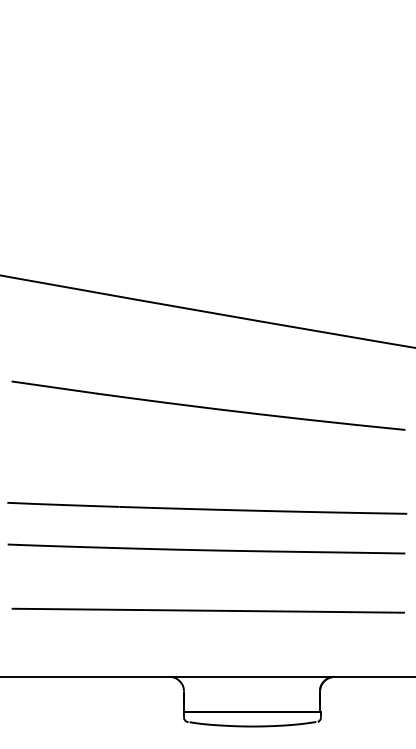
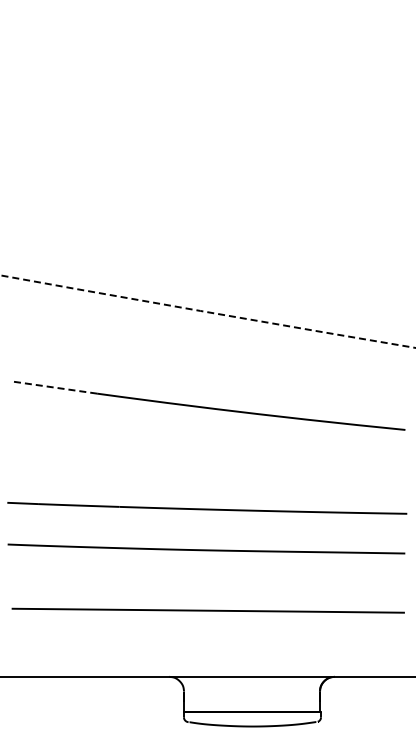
arc: solid -> dashed (208, 312)
line: solid -> dashed (54, 387)
